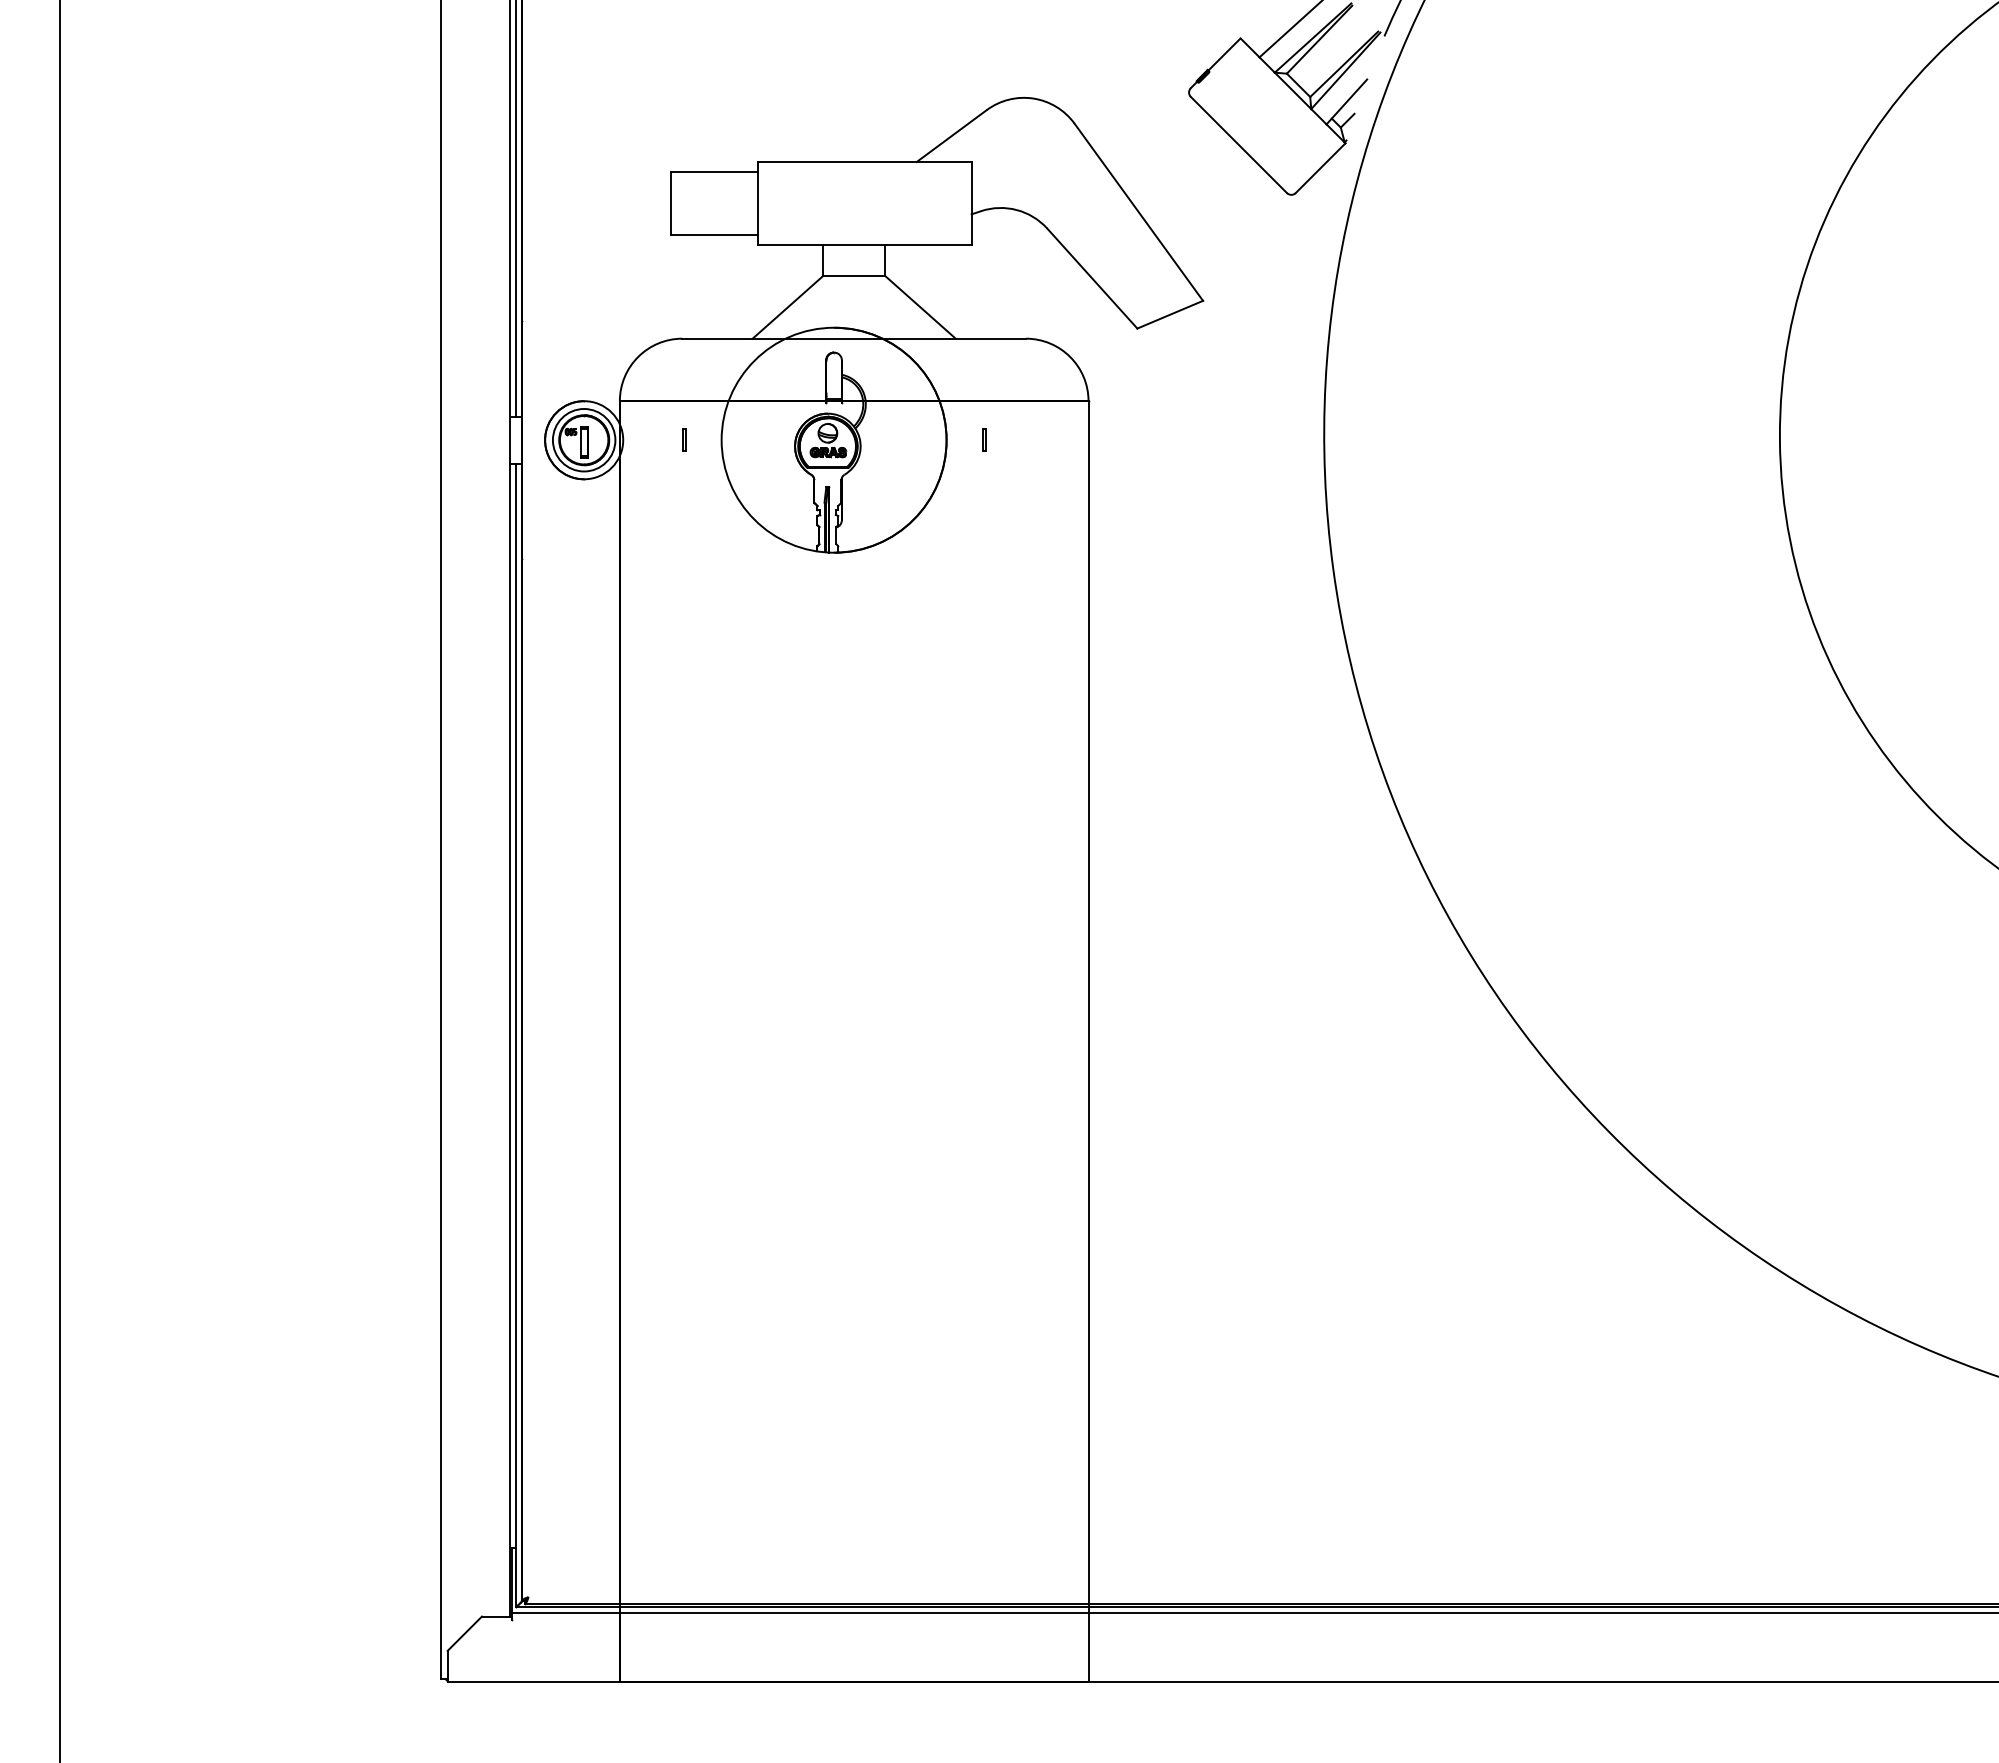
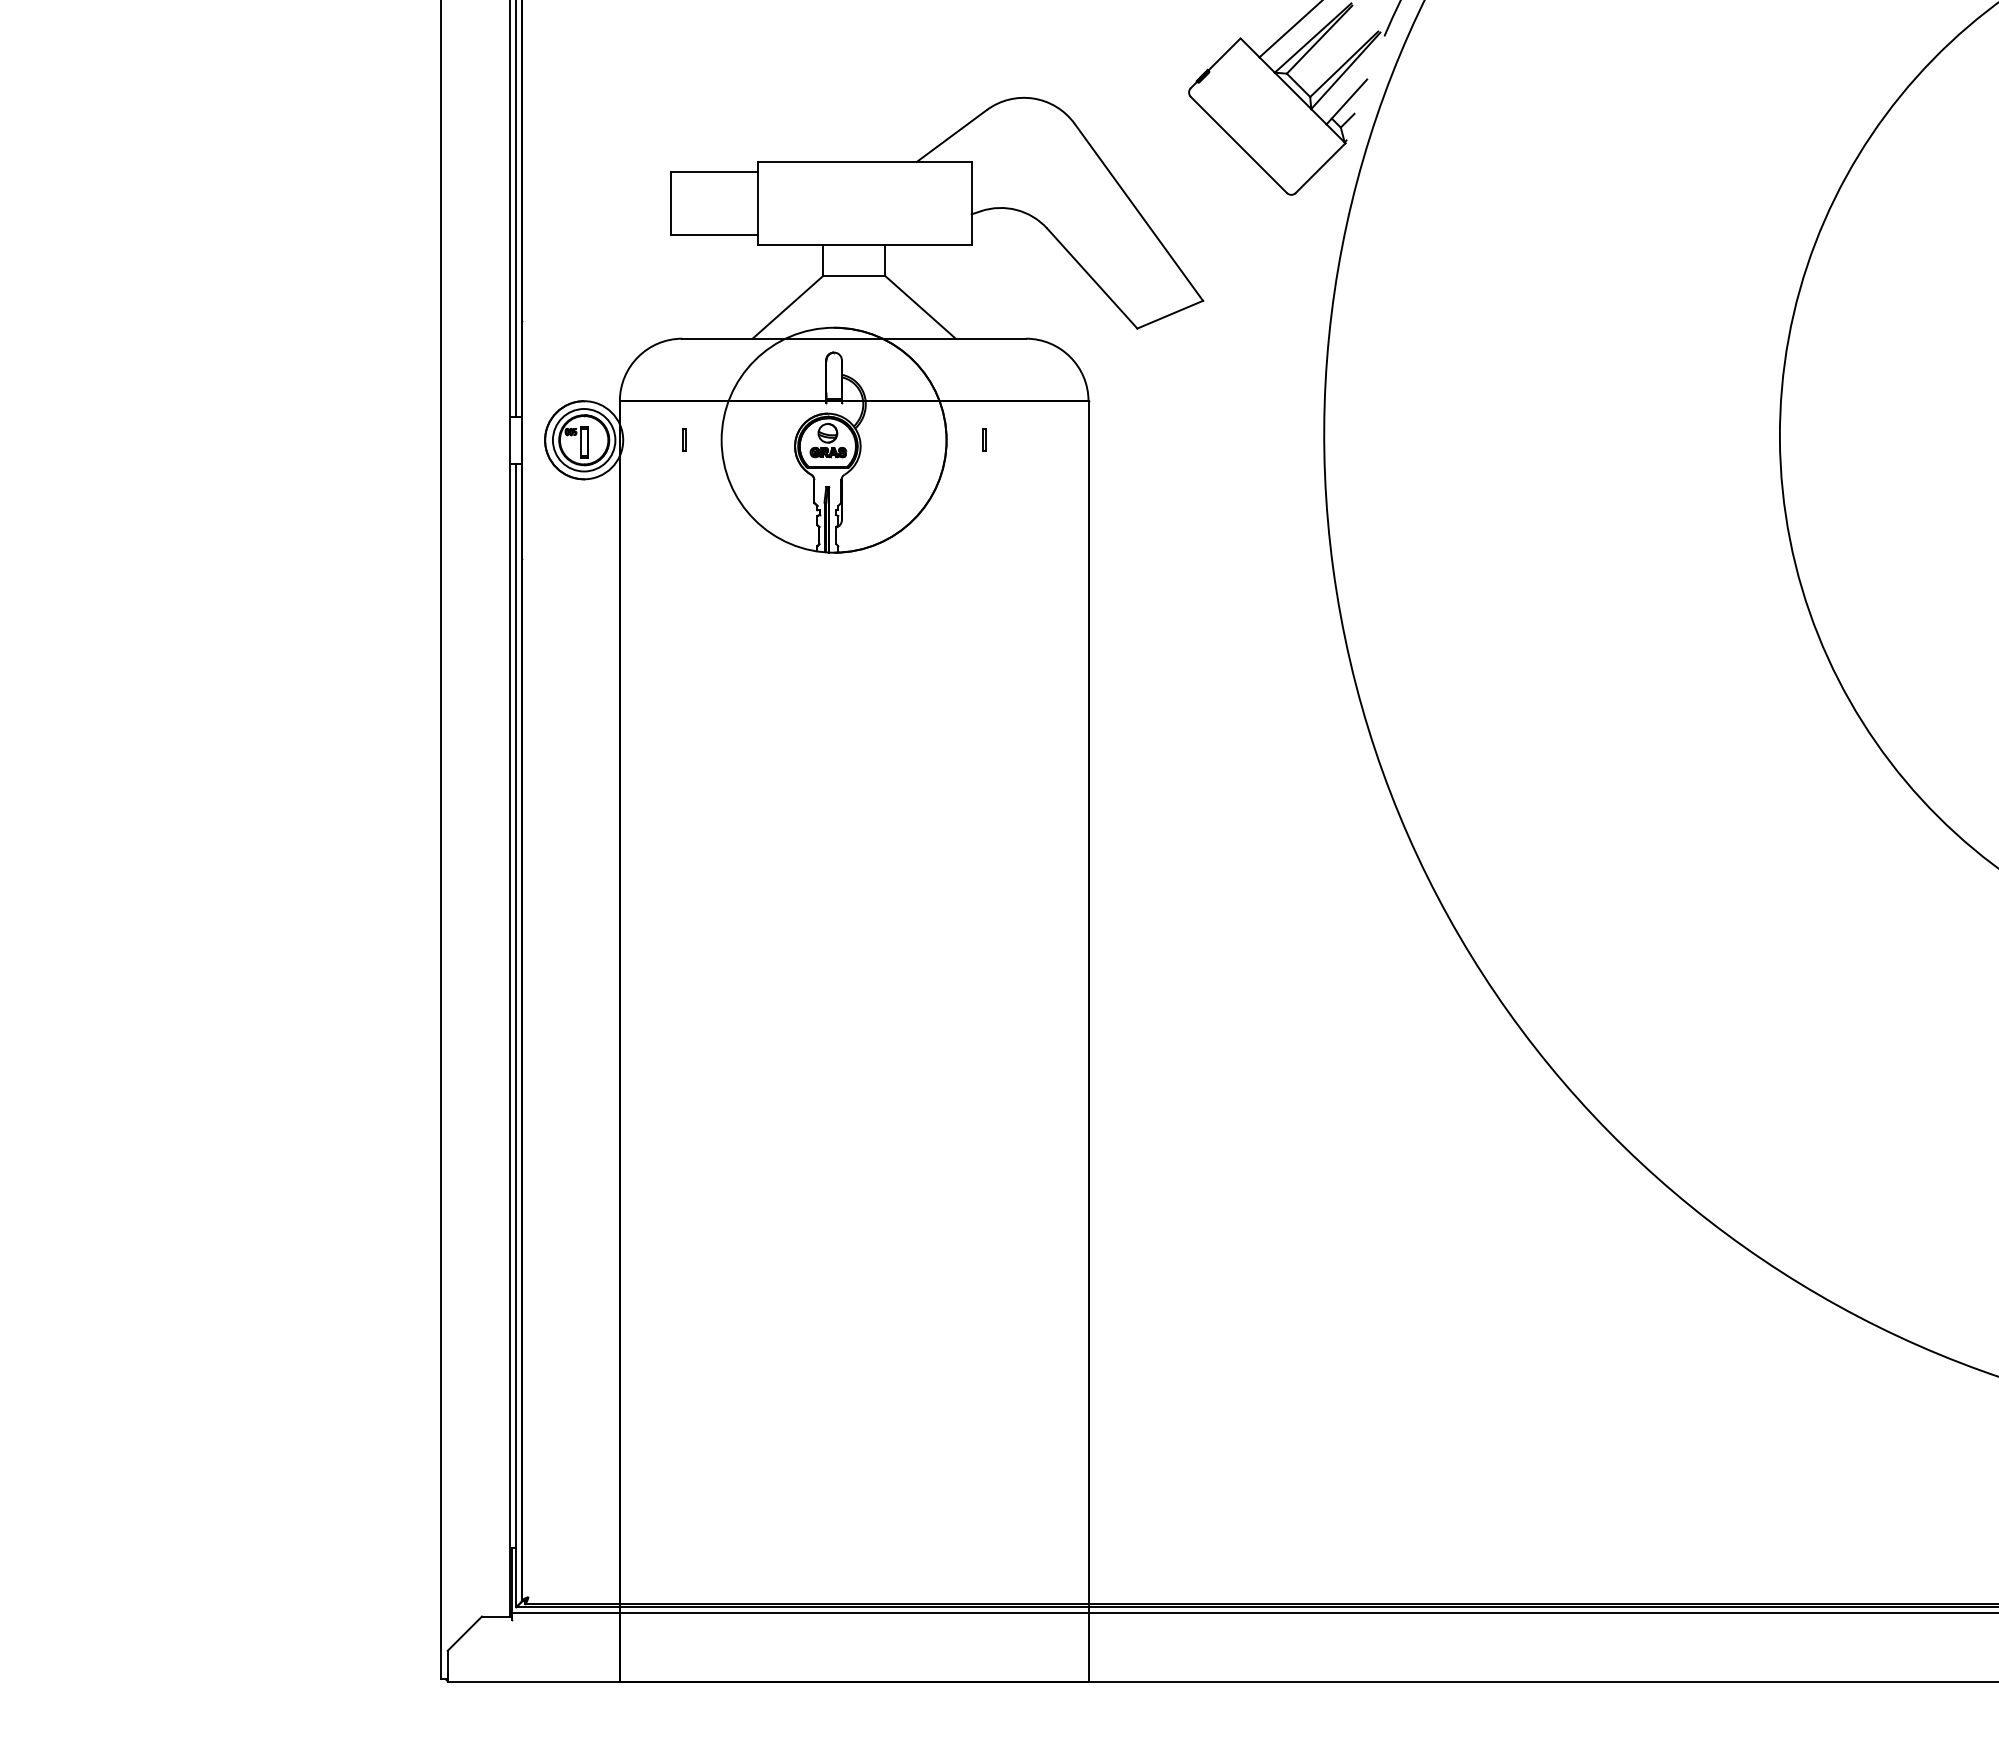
line: present -> none (59, 880)
